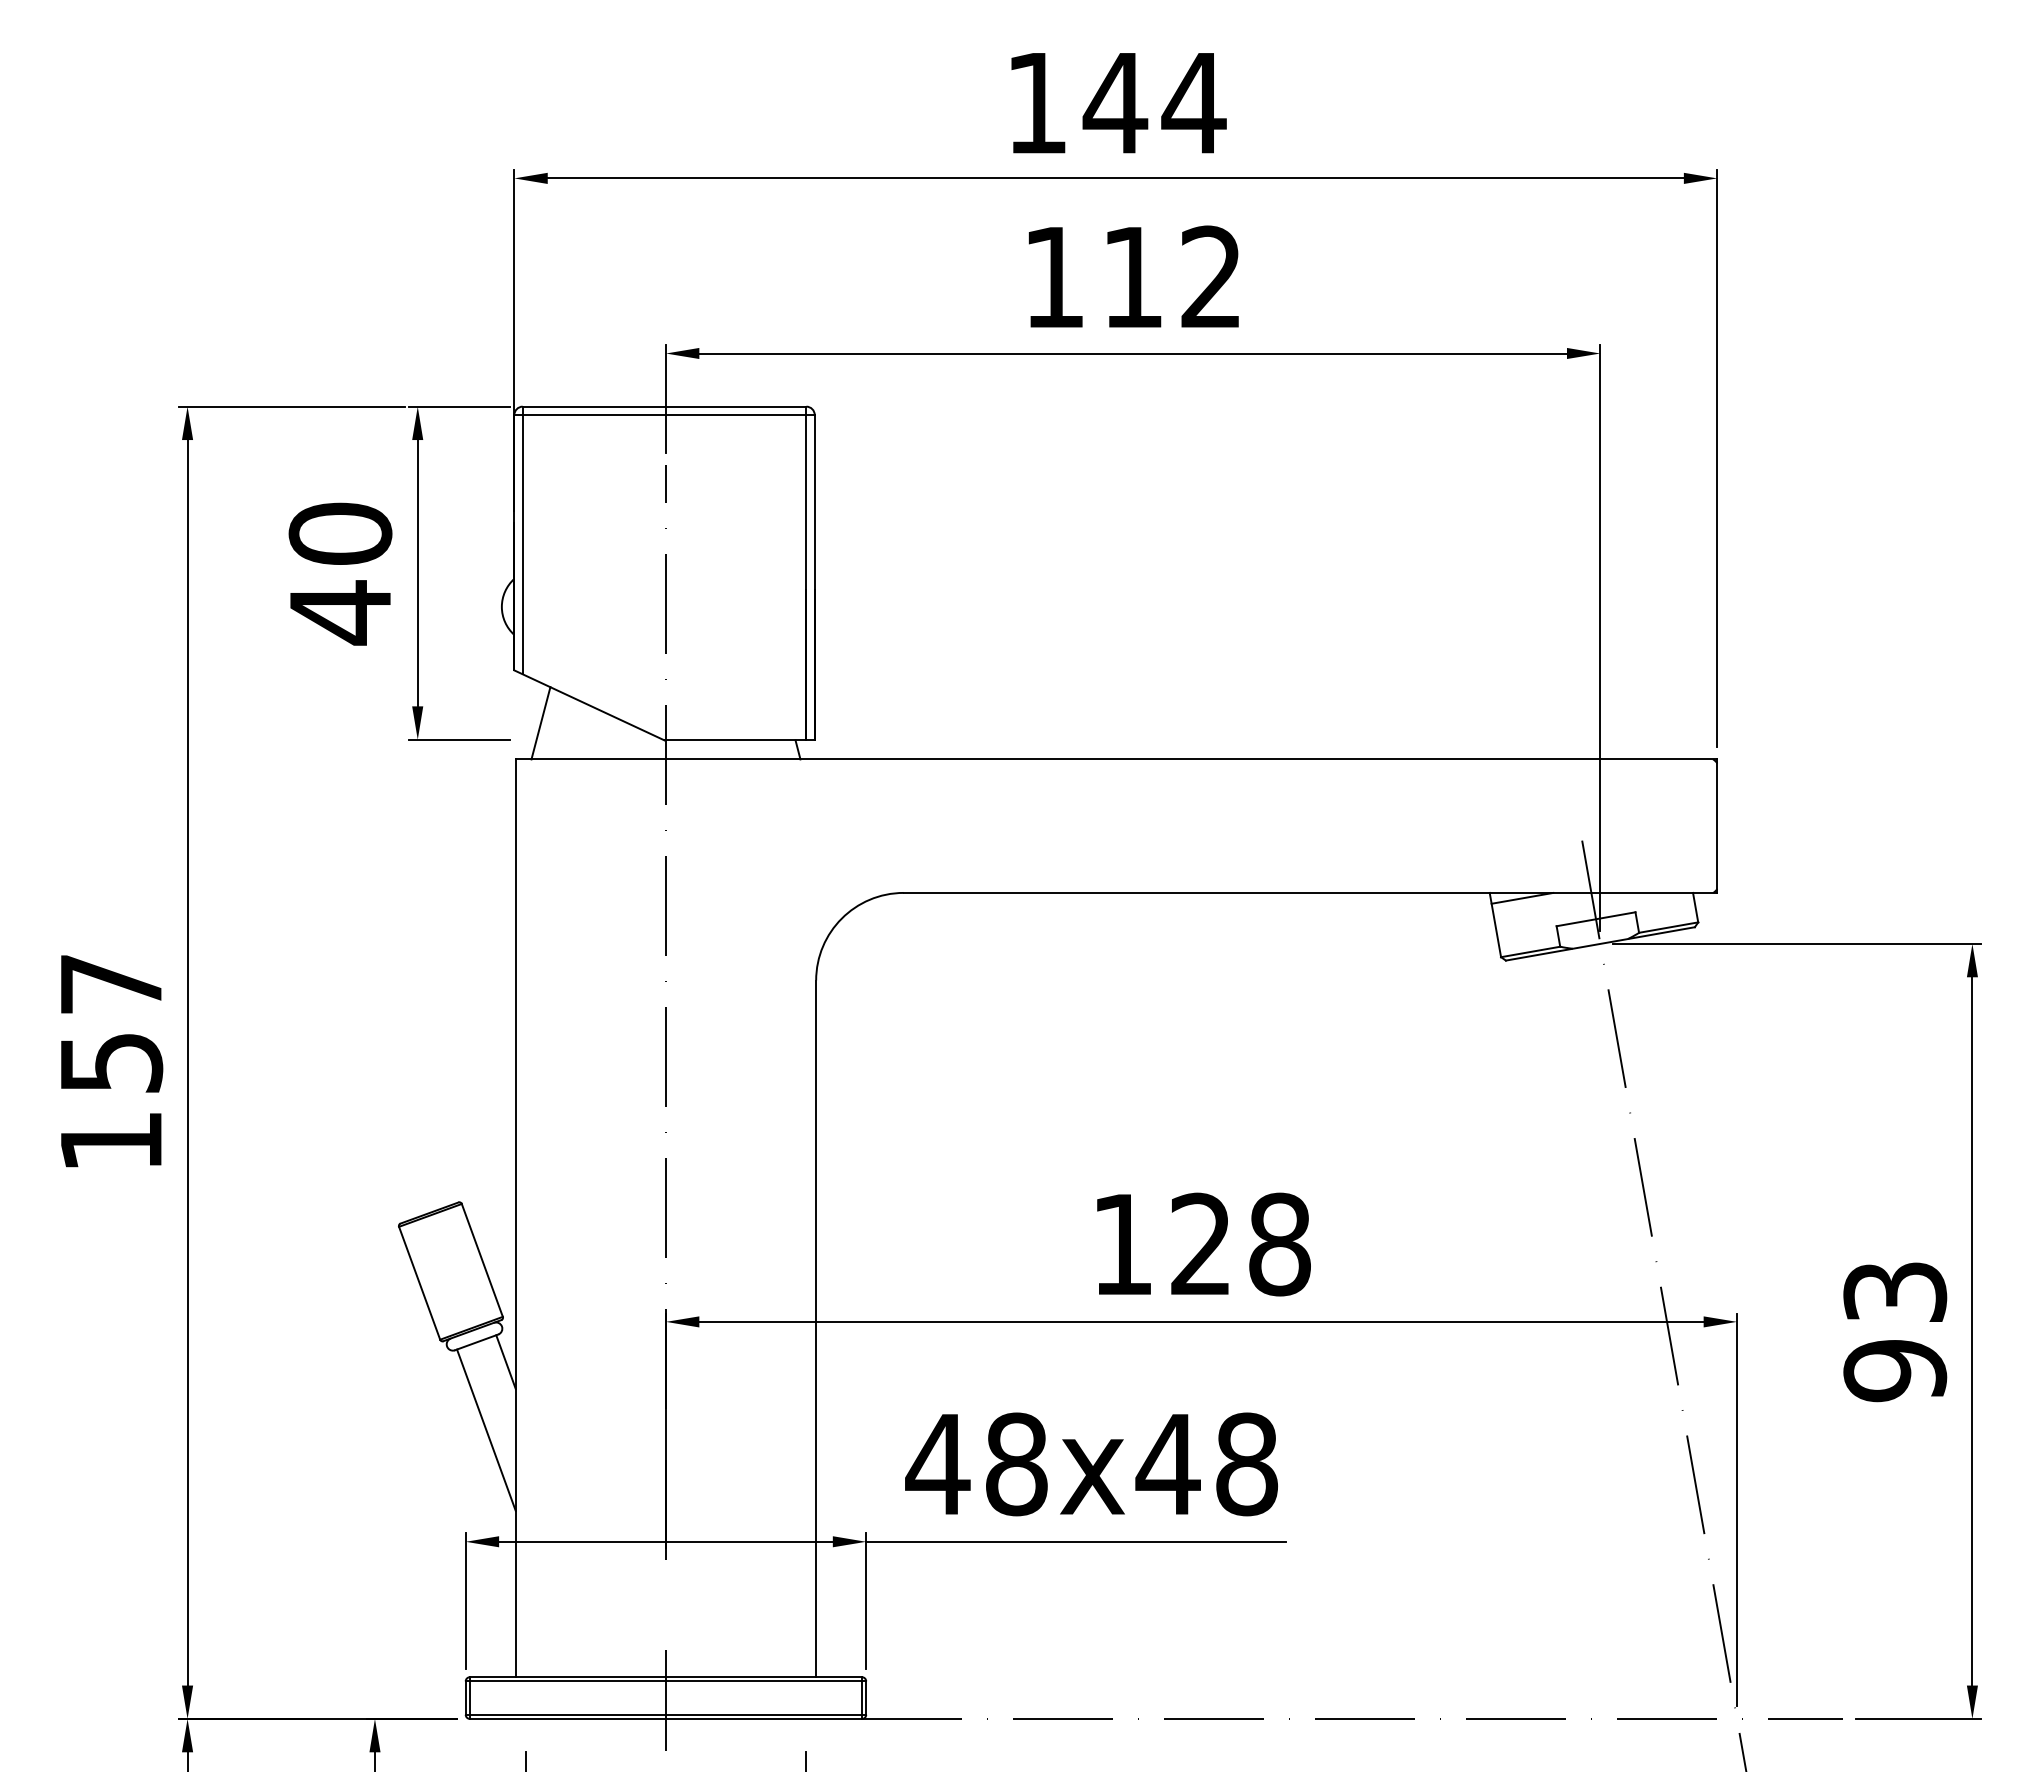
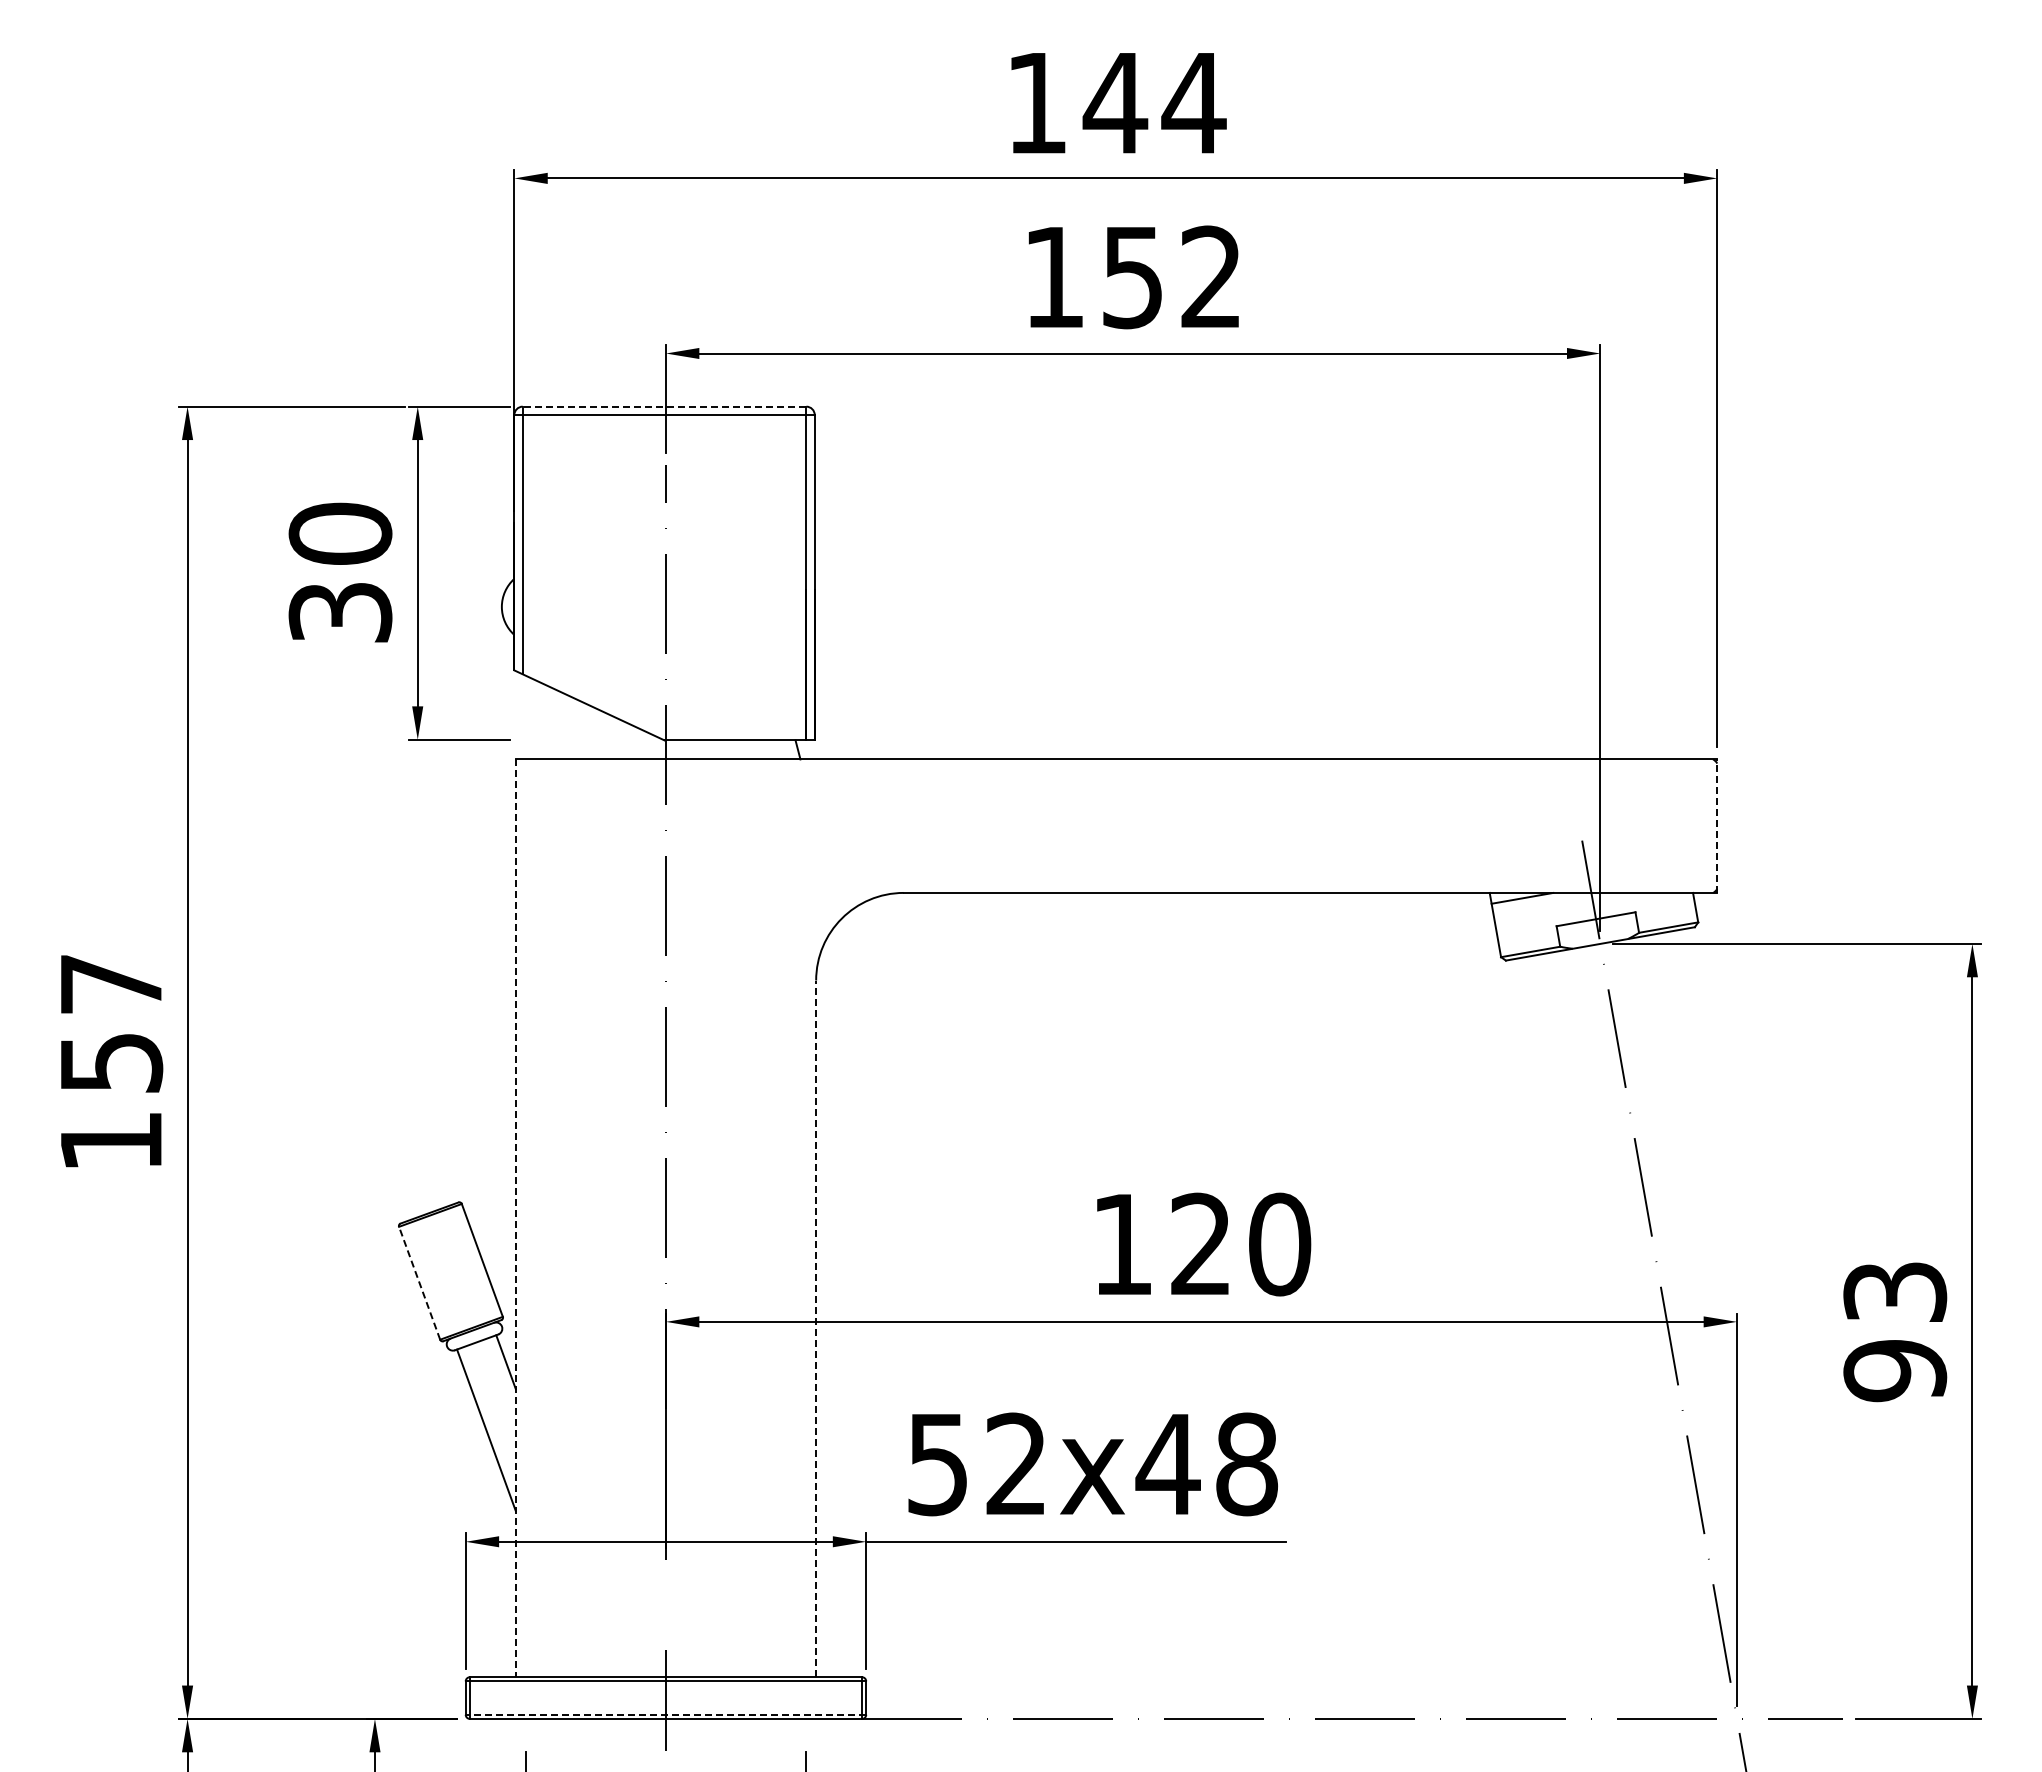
text: 112 -> 152 (1132, 278)
line: solid -> dashed (664, 406)
text: 40 -> 30 (340, 612)
line: present -> none (540, 723)
line: solid -> dashed (1717, 826)
line: solid -> dashed (515, 1218)
text: 128 -> 120 (1280, 1244)
line: solid -> dashed (419, 1282)
line: solid -> dashed (816, 1328)
text: 48x48 -> 52x48 (976, 1464)
line: solid -> dashed (665, 1714)
